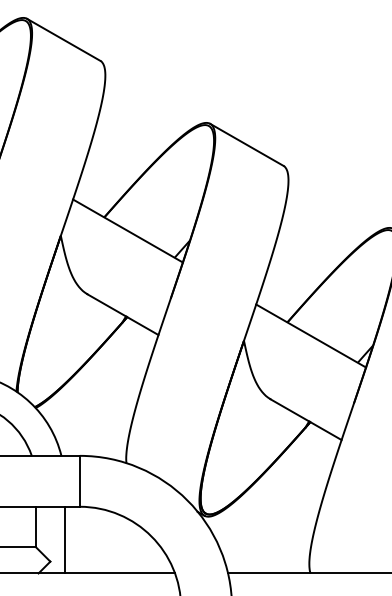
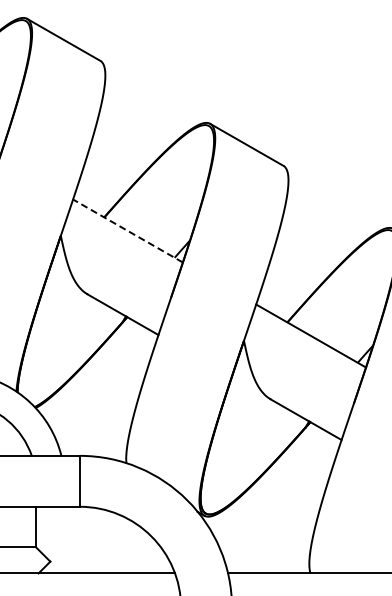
line: solid -> dashed (127, 230)
line: present -> none (64, 539)
